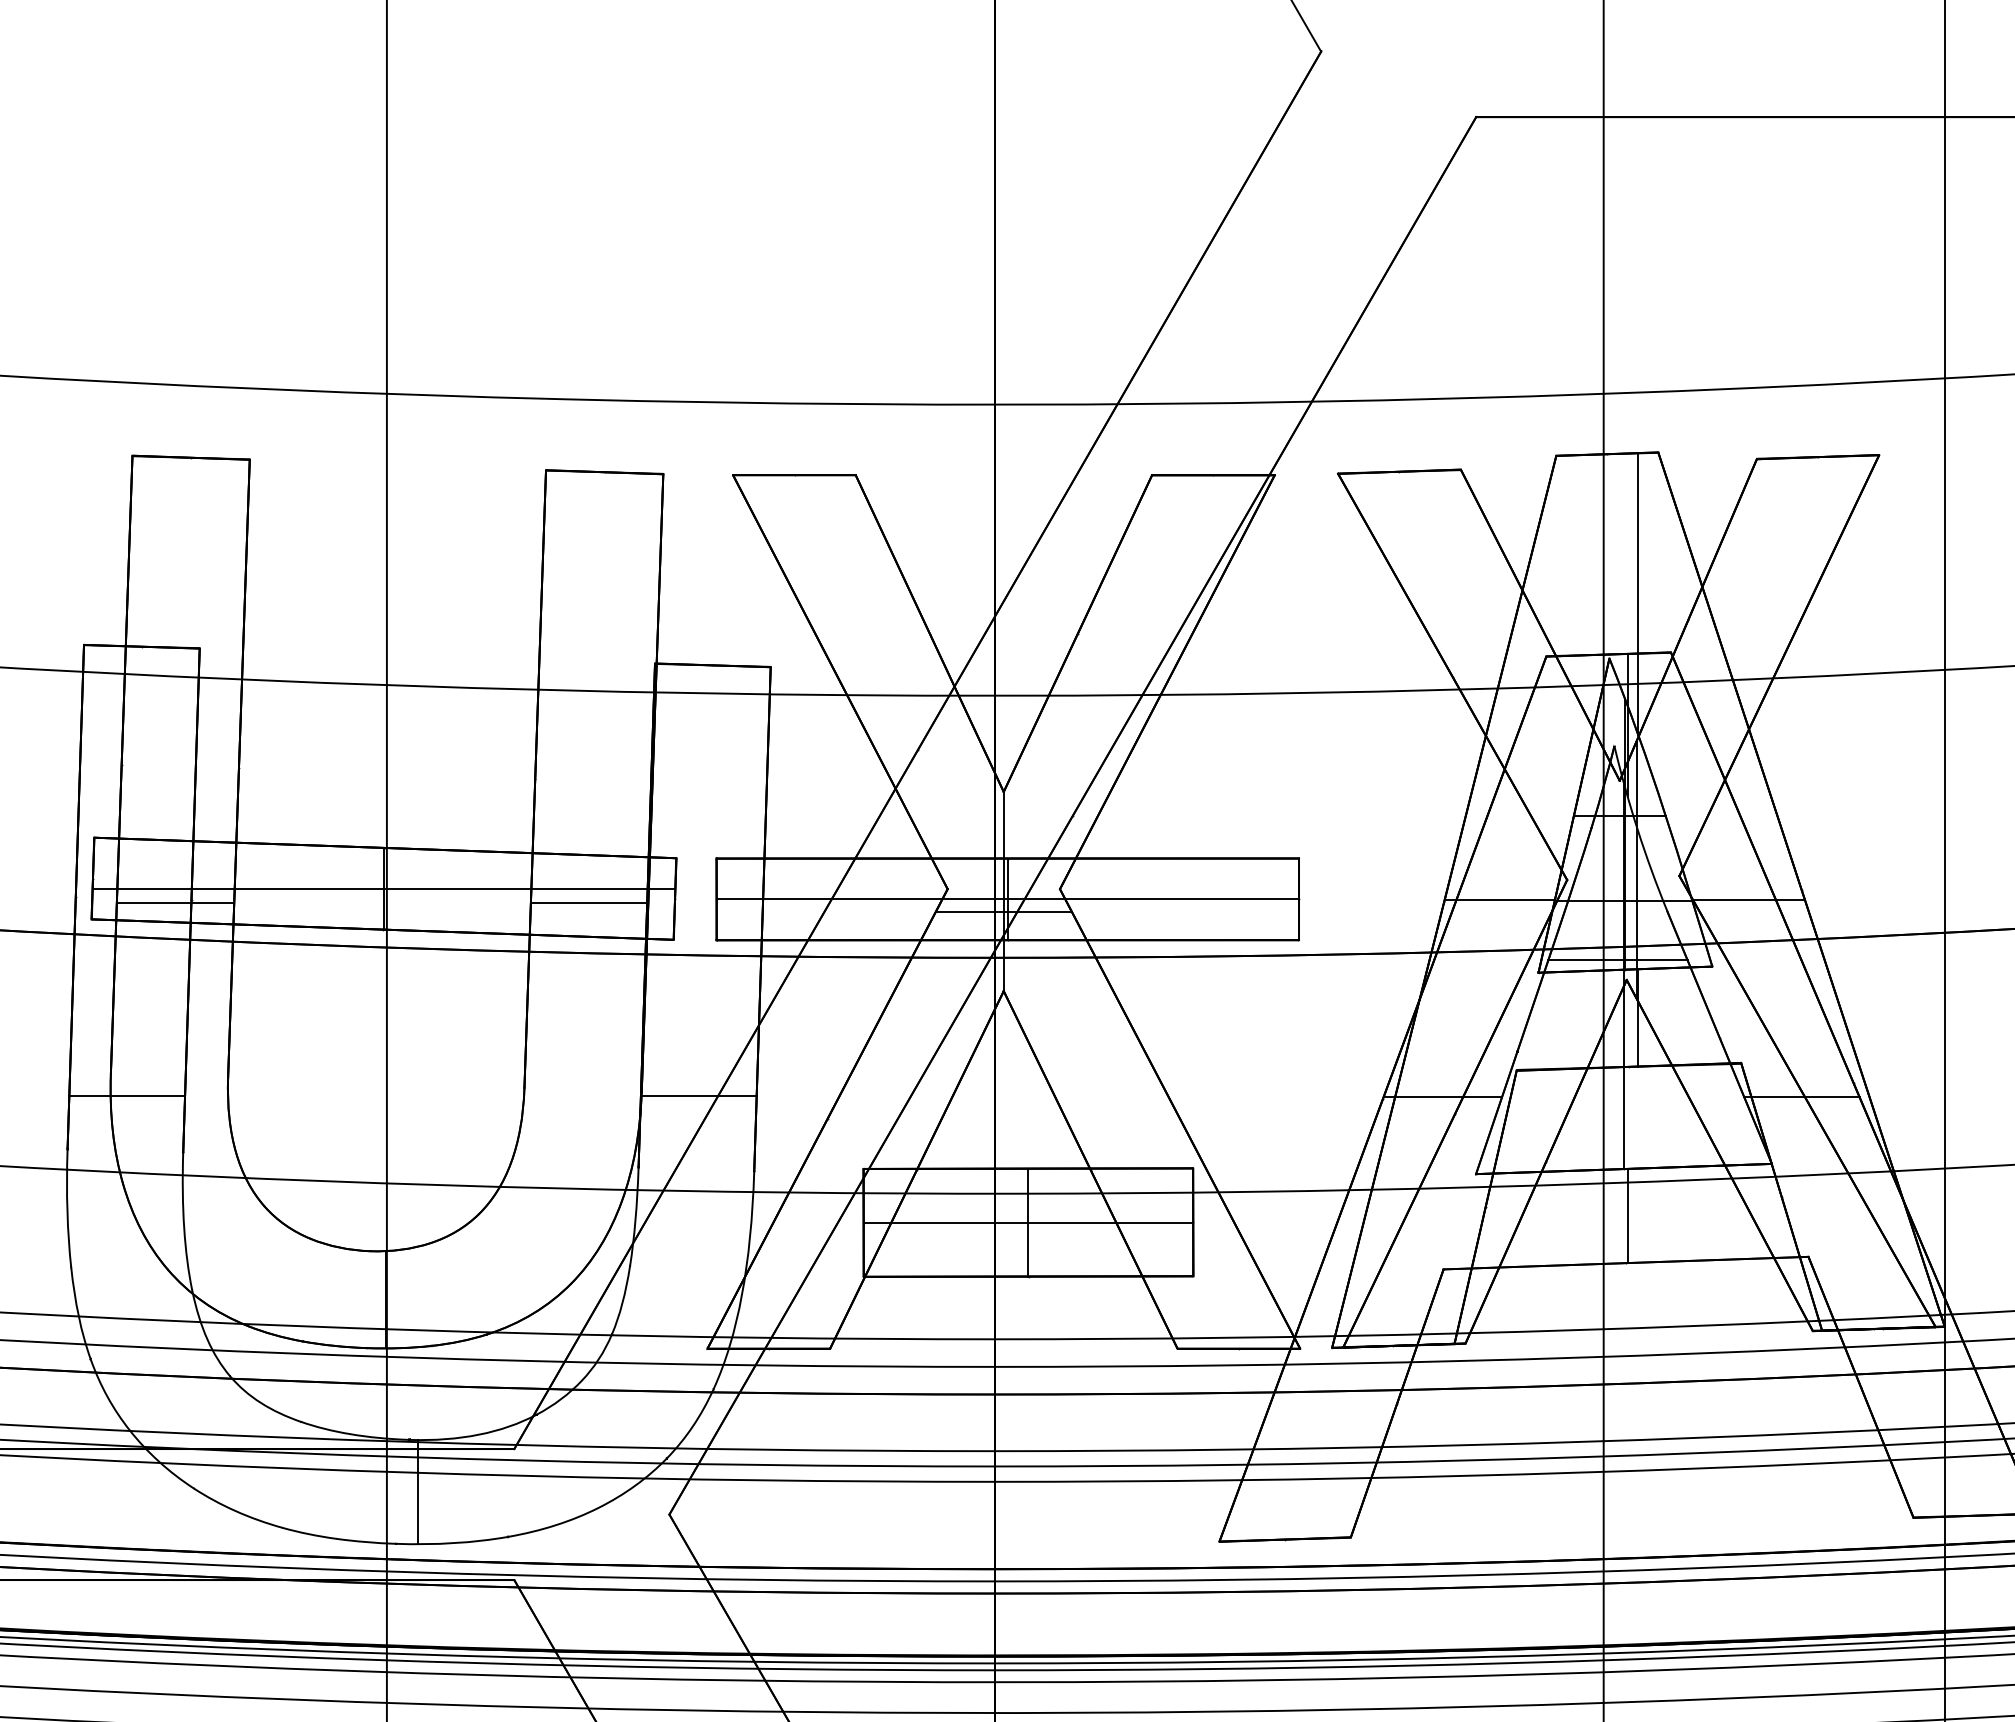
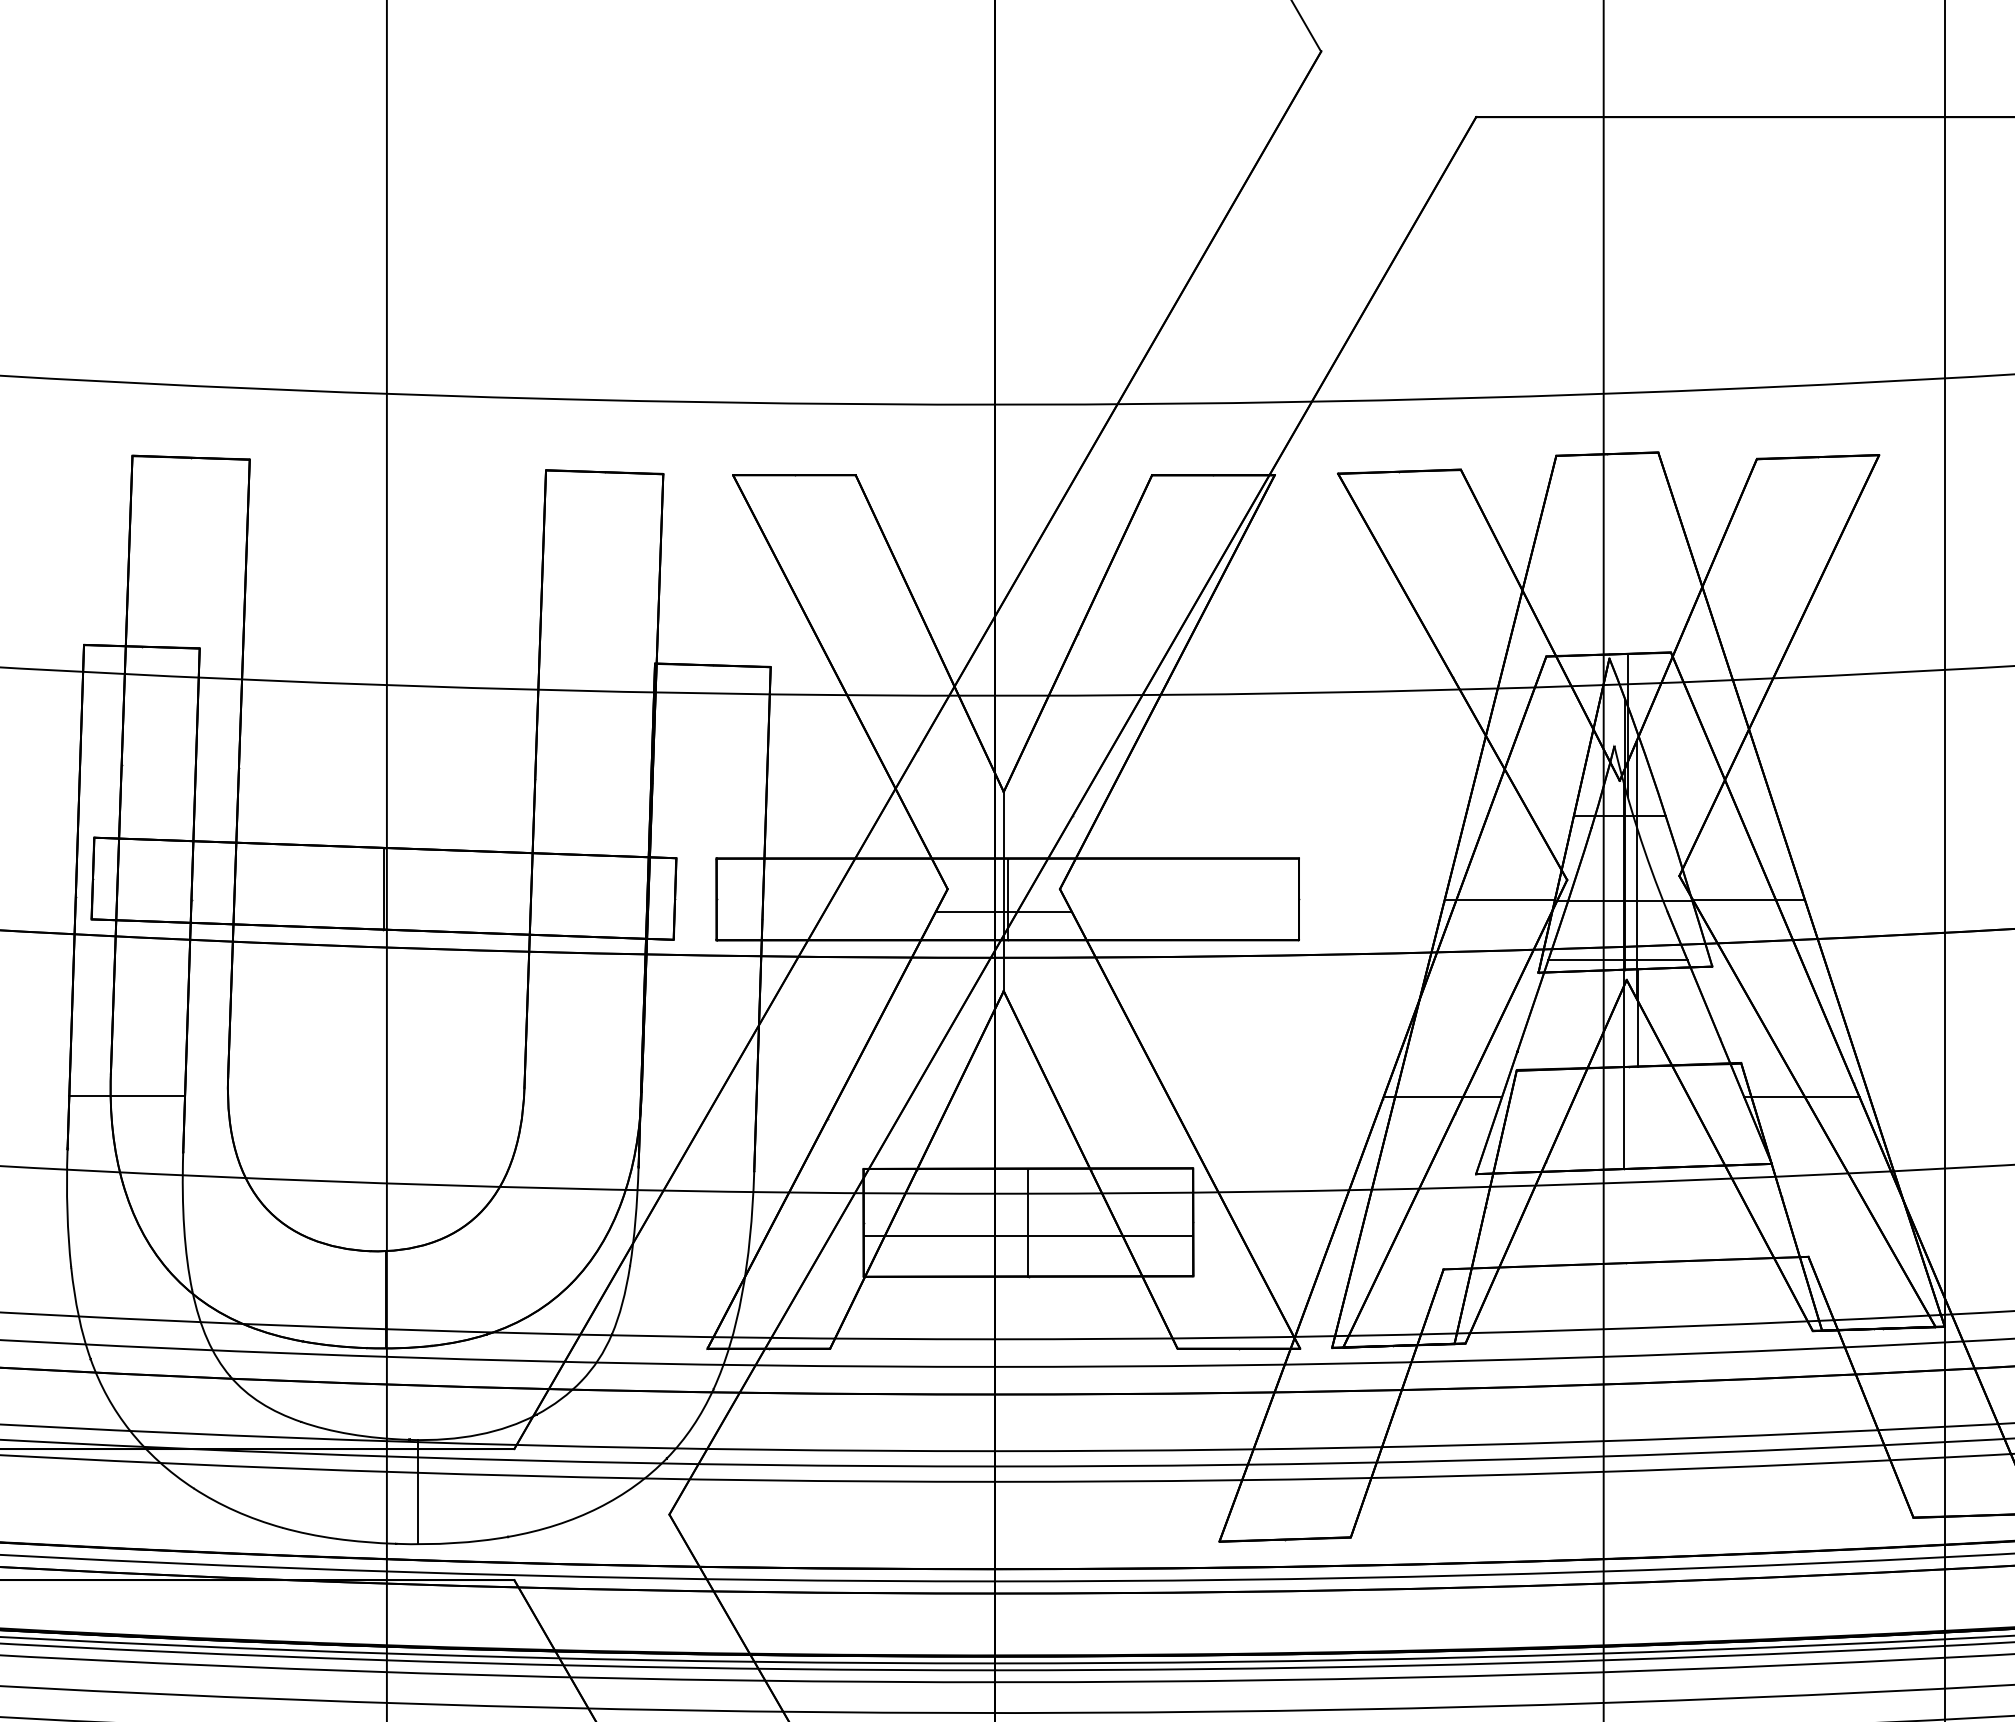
line: present -> none (1638, 594)
line: present -> none (383, 888)
line: present -> none (1007, 899)
line: present -> none (175, 902)
line: present -> none (589, 902)
line: present -> none (698, 1095)
line: present -> none (1627, 1215)
line position: (1028, 1222) -> (1028, 1235) (1028, 1235)
